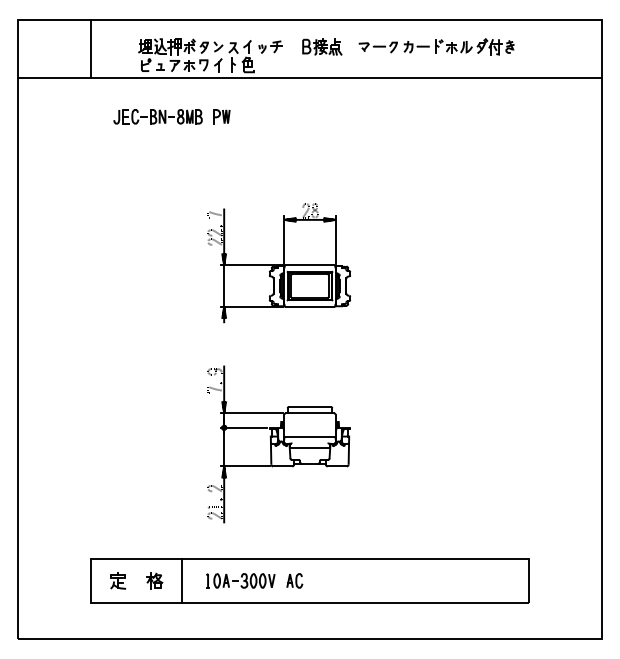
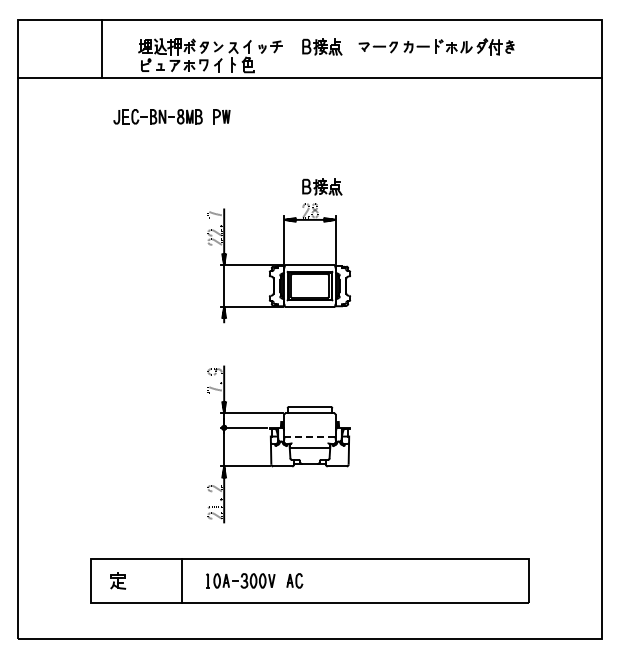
line position: (91, 48) -> (102, 48) (102, 48)
part: none -> present (322, 186)
line: solid -> dashed (310, 436)
part: present -> none (154, 580)
